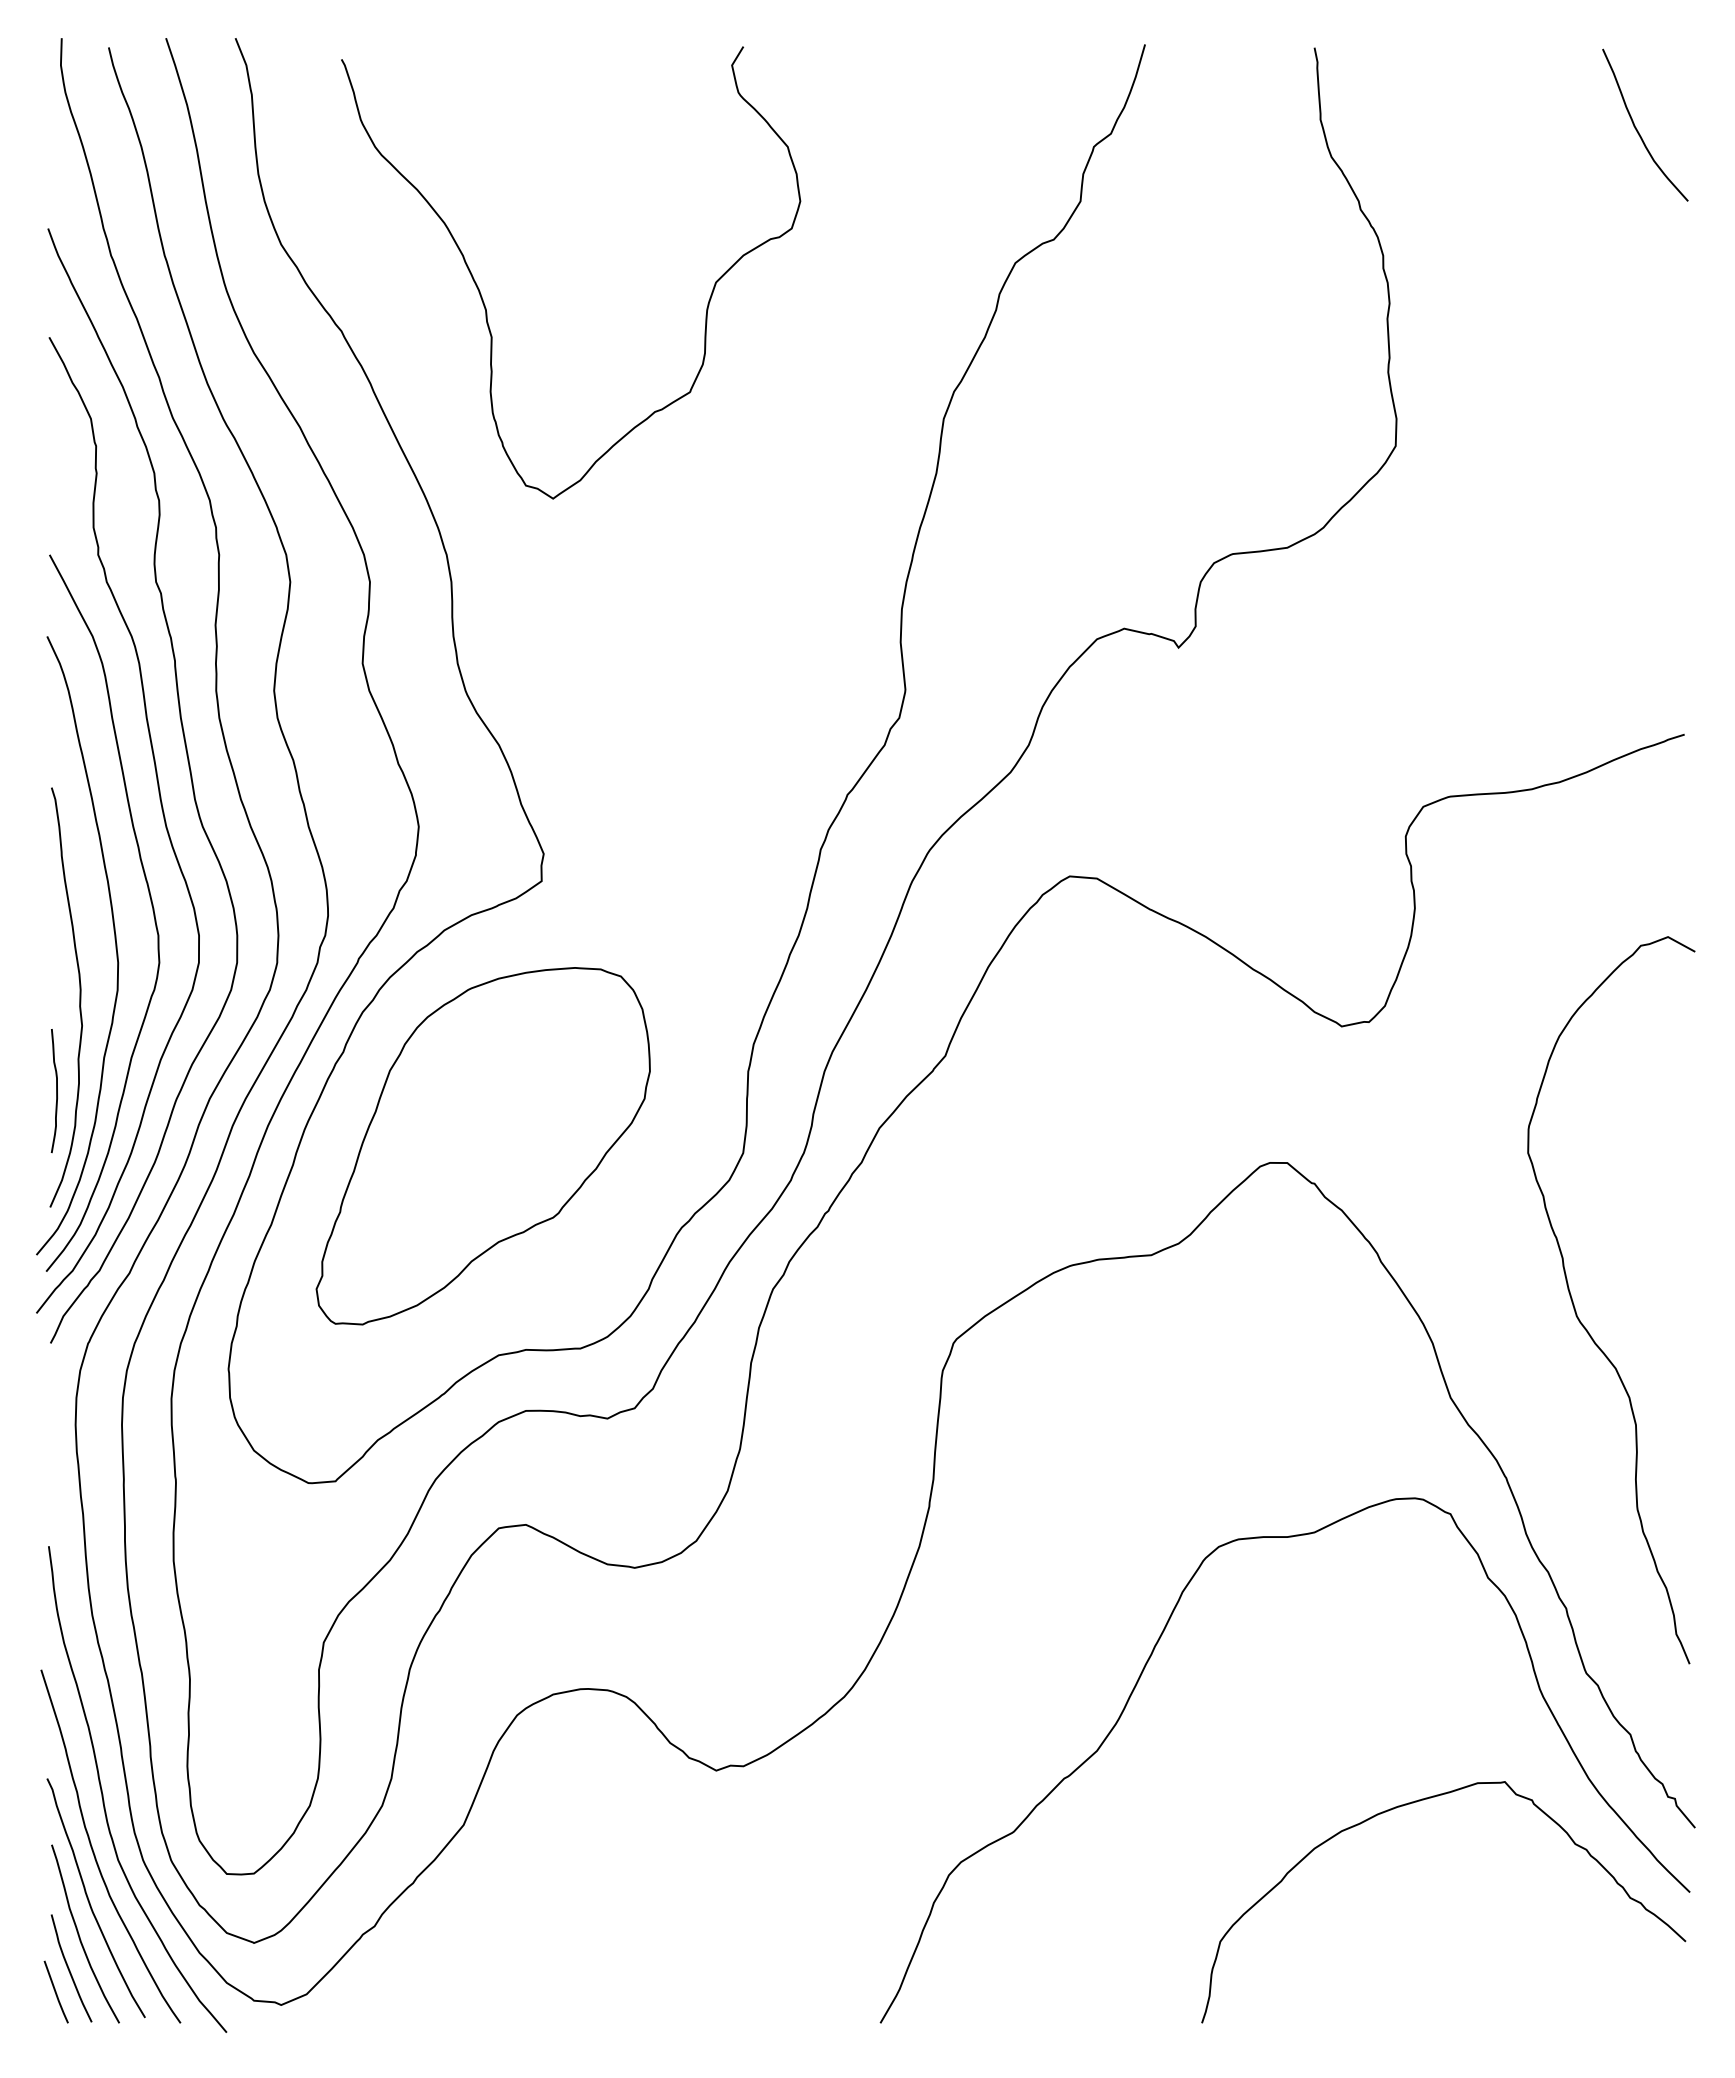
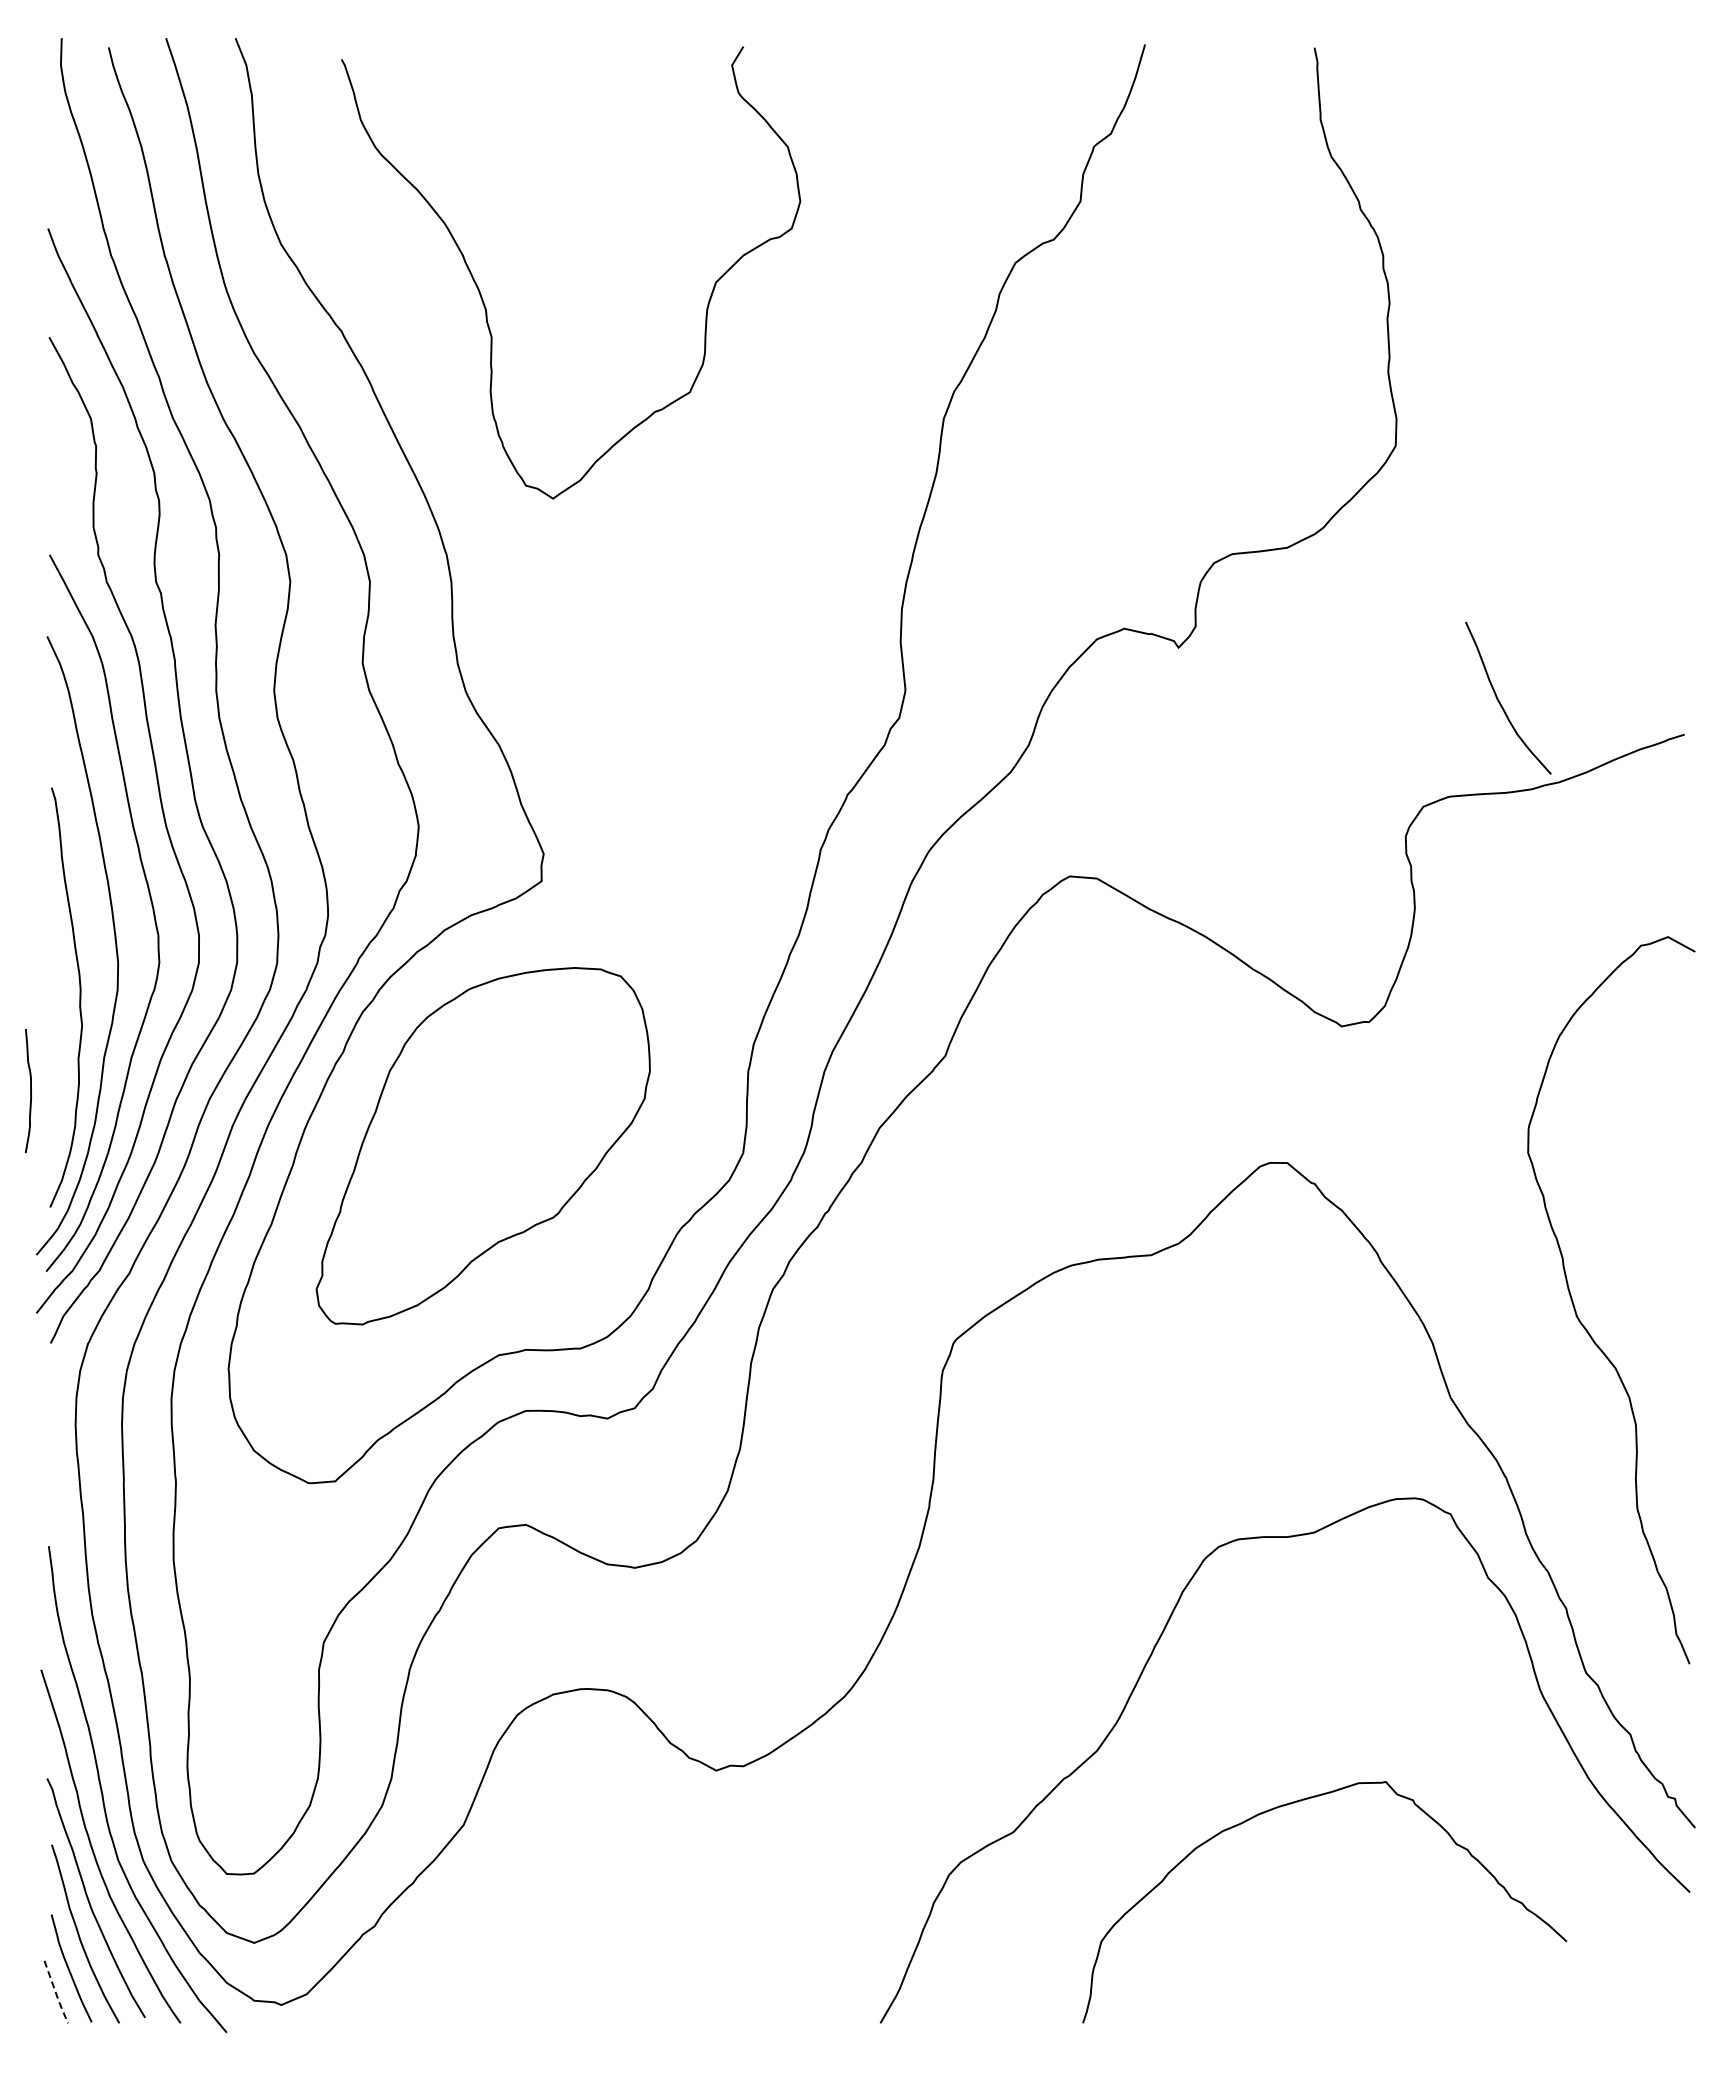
curve position: (1637, 129) -> (1500, 702) (1500, 702)
curve position: (56, 1091) -> (30, 1091) (30, 1091)
curve position: (1410, 1804) -> (1291, 1804) (1291, 1804)
line: solid -> dashed (56, 1994)
